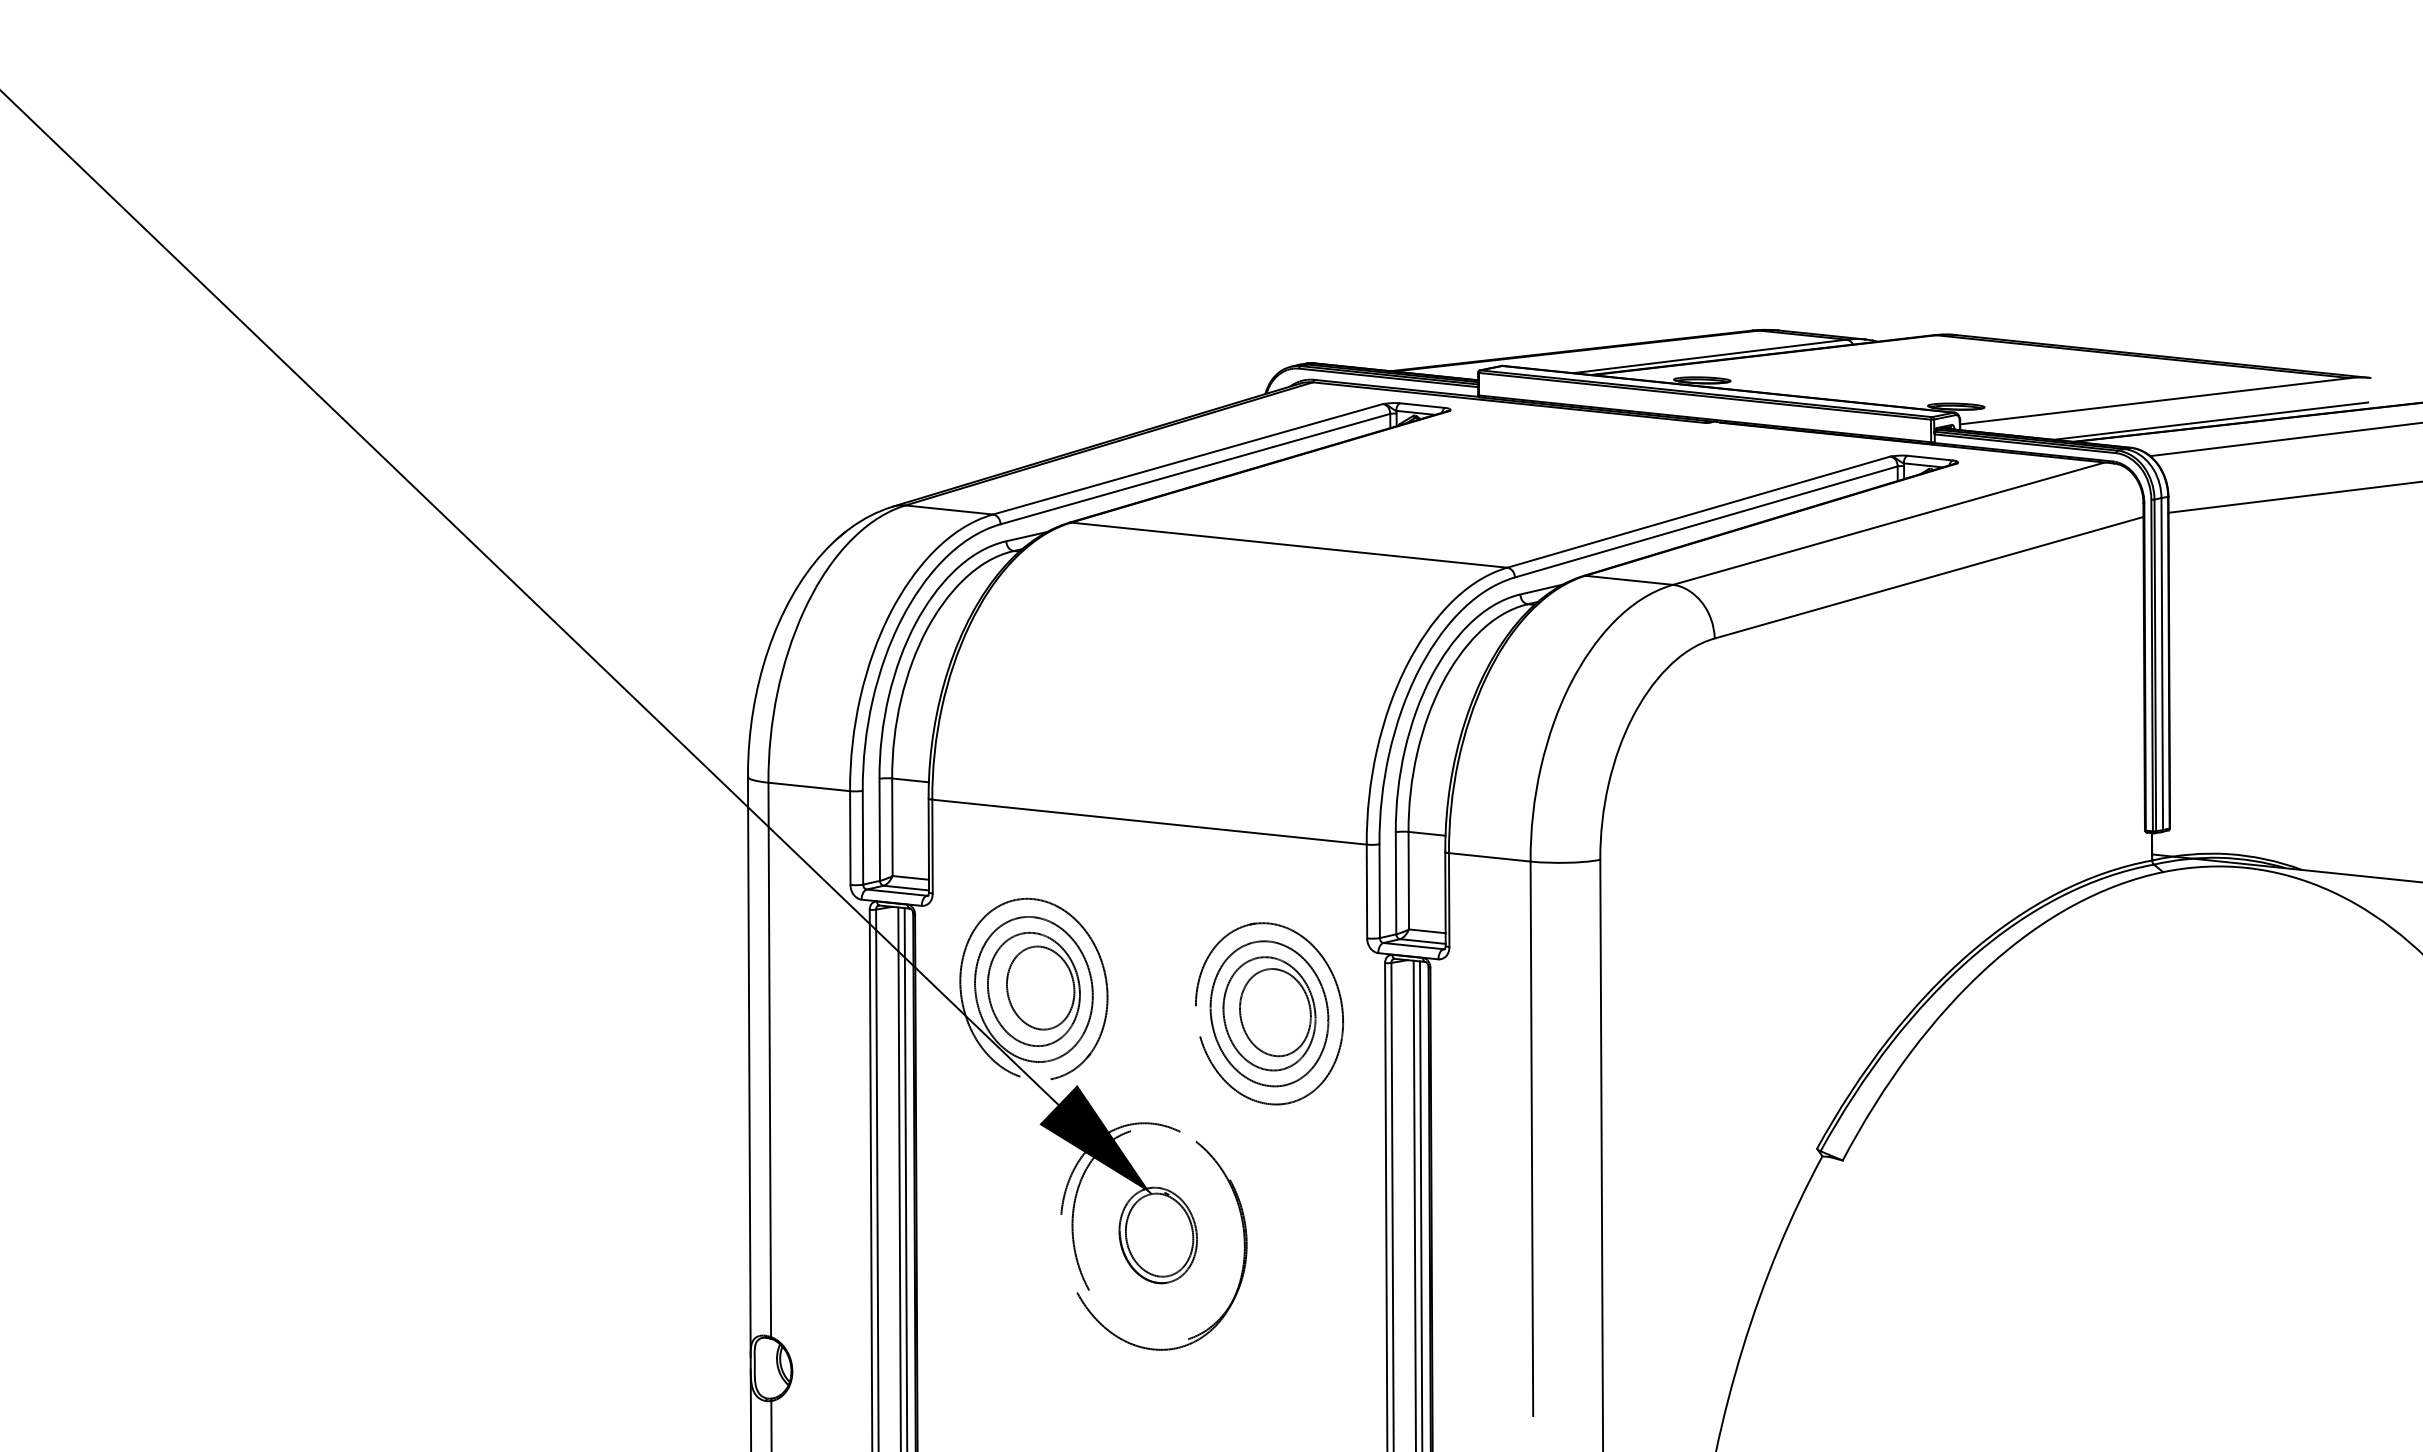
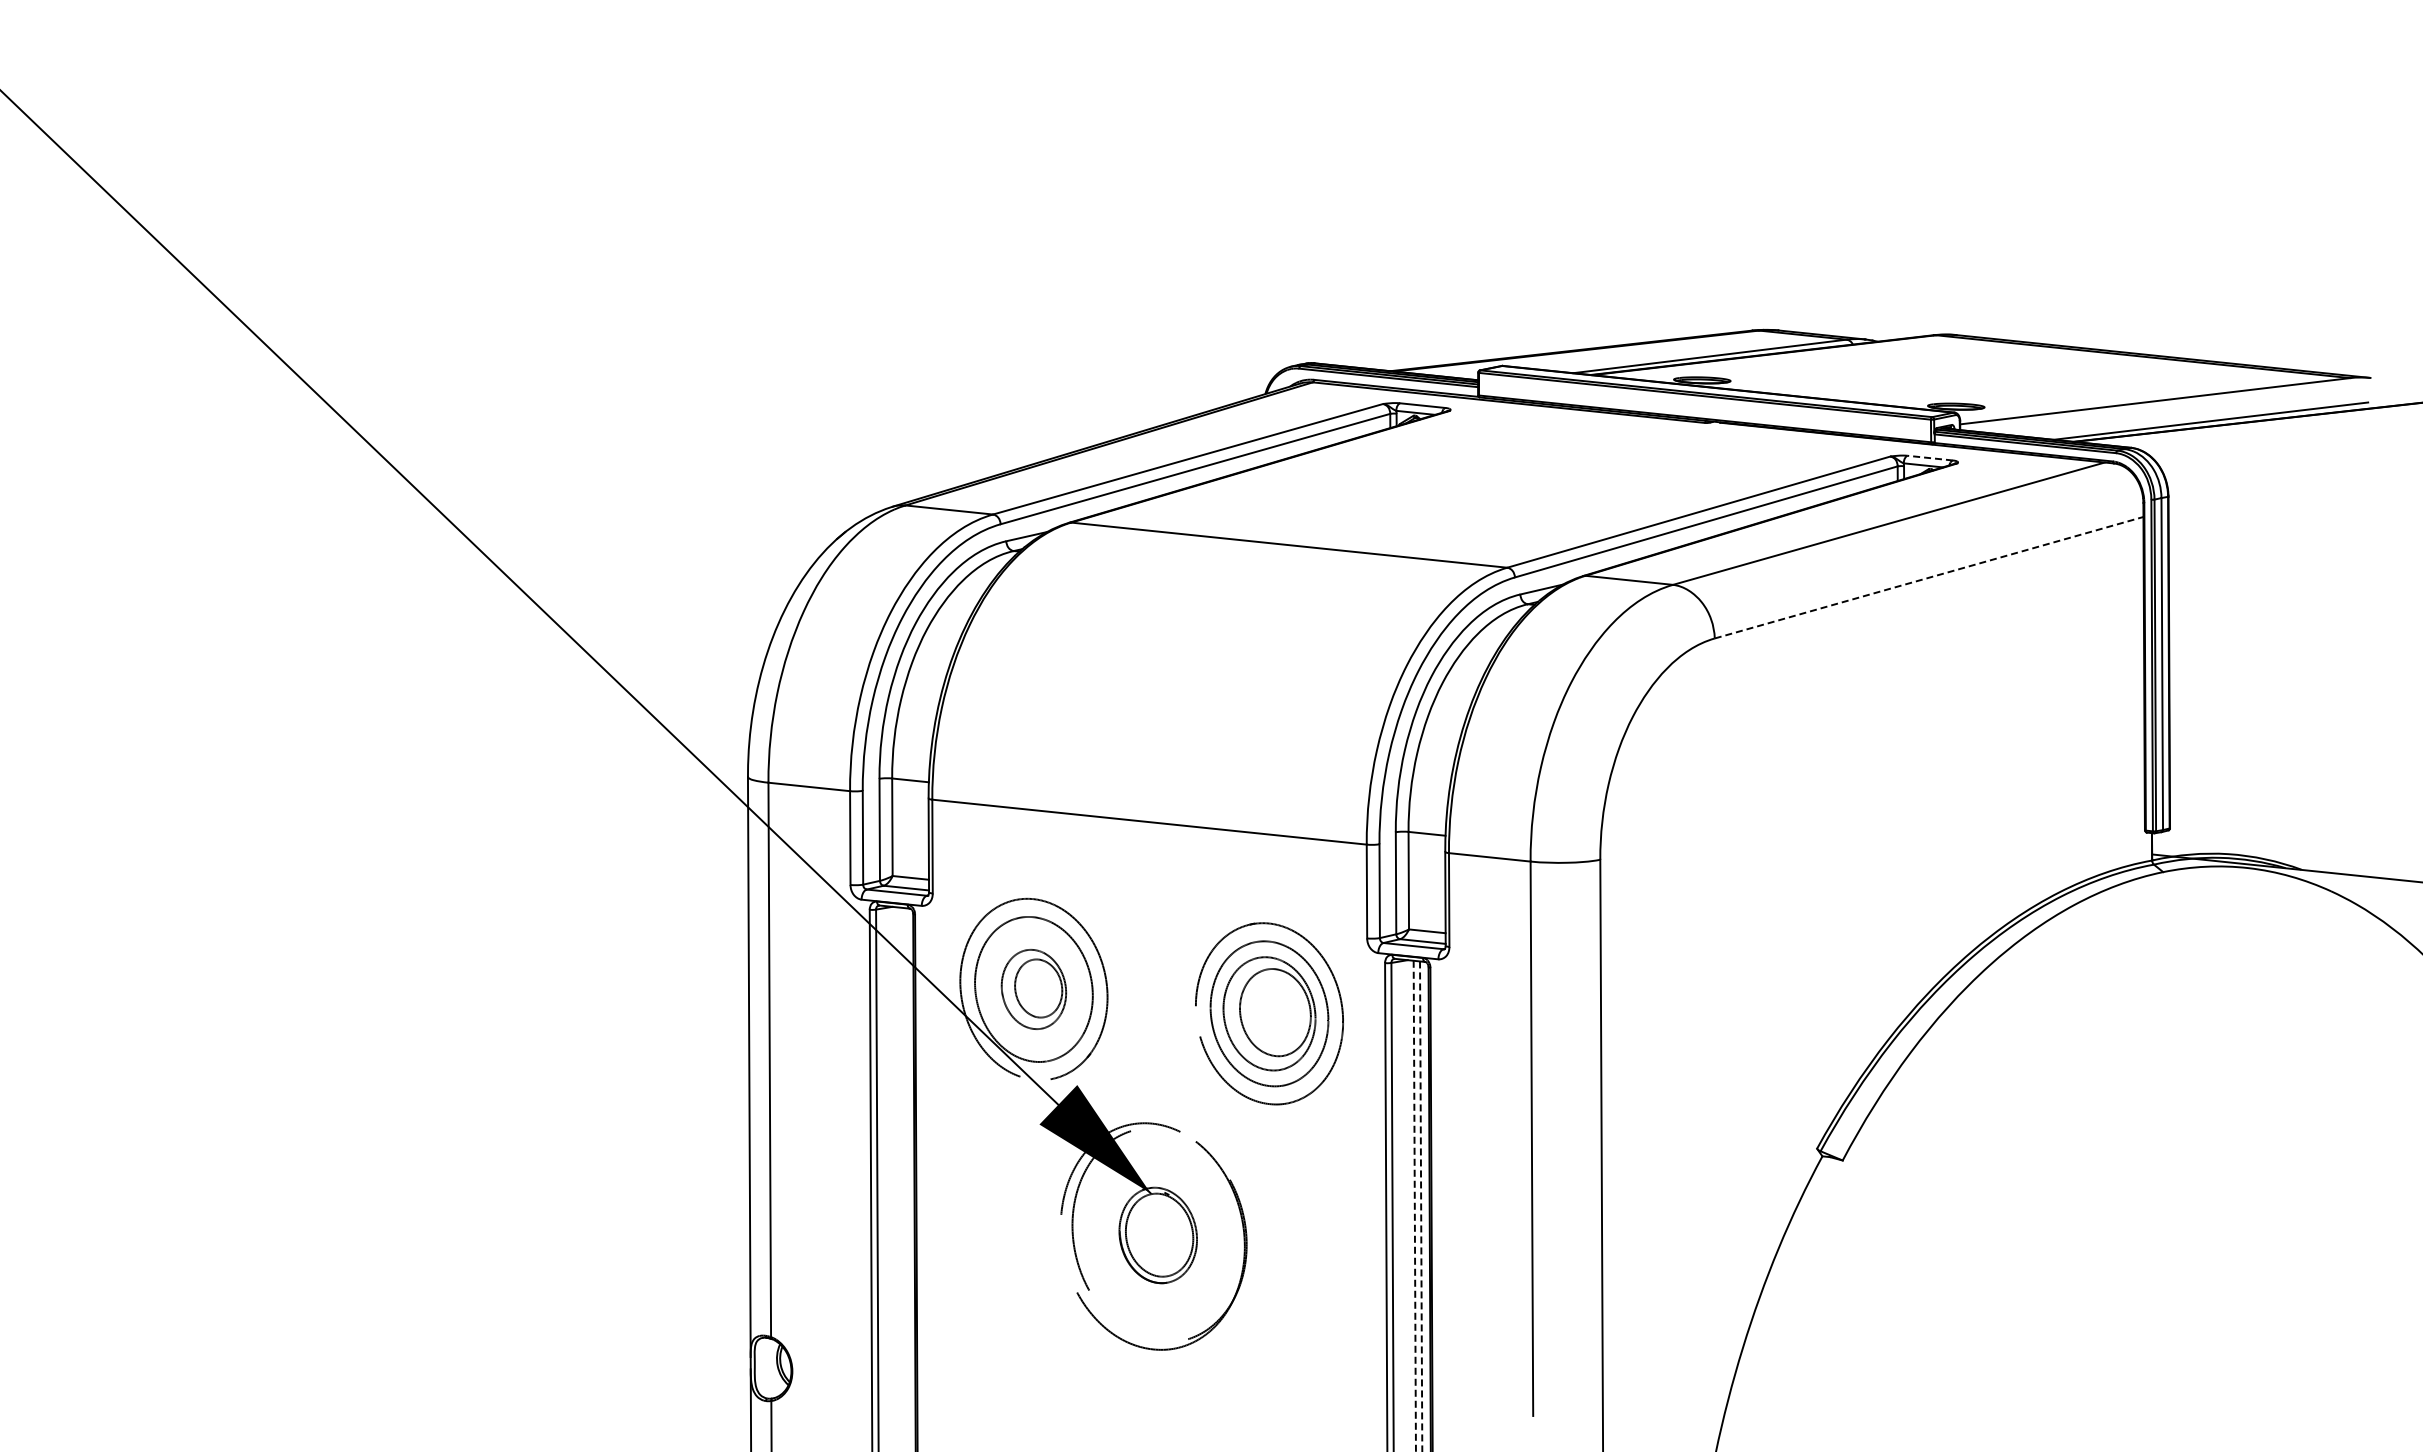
line: present -> none (2284, 439)
line: solid -> dashed (1930, 458)
line: present -> none (2293, 497)
line: solid -> dashed (1929, 577)
part size: 94x115 px -> 68x81 px (1033, 989)
line: present -> none (899, 1177)
line: present -> none (905, 1178)
line: solid -> dashed (1414, 1206)
line: solid -> dashed (1421, 1206)
